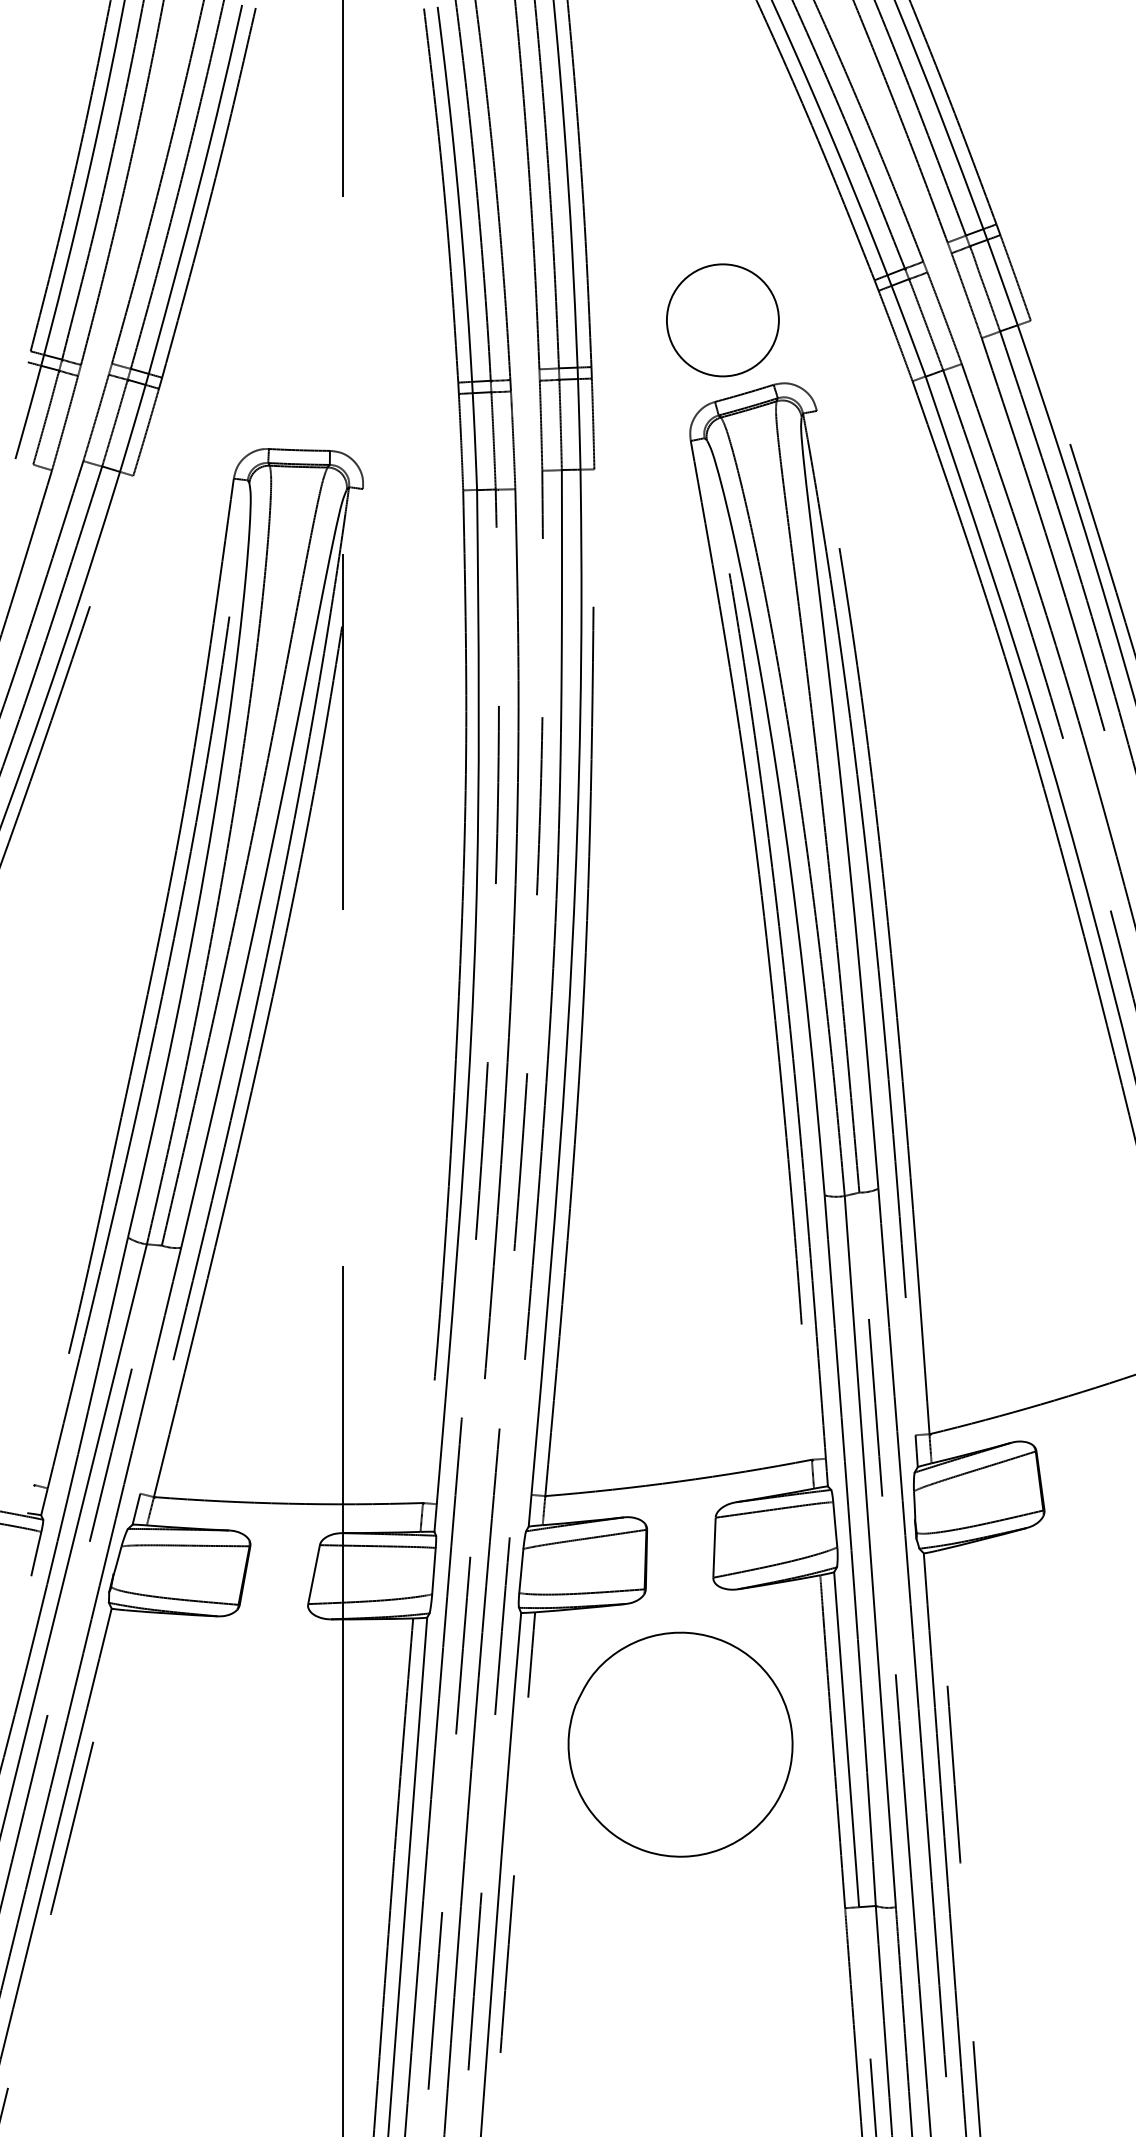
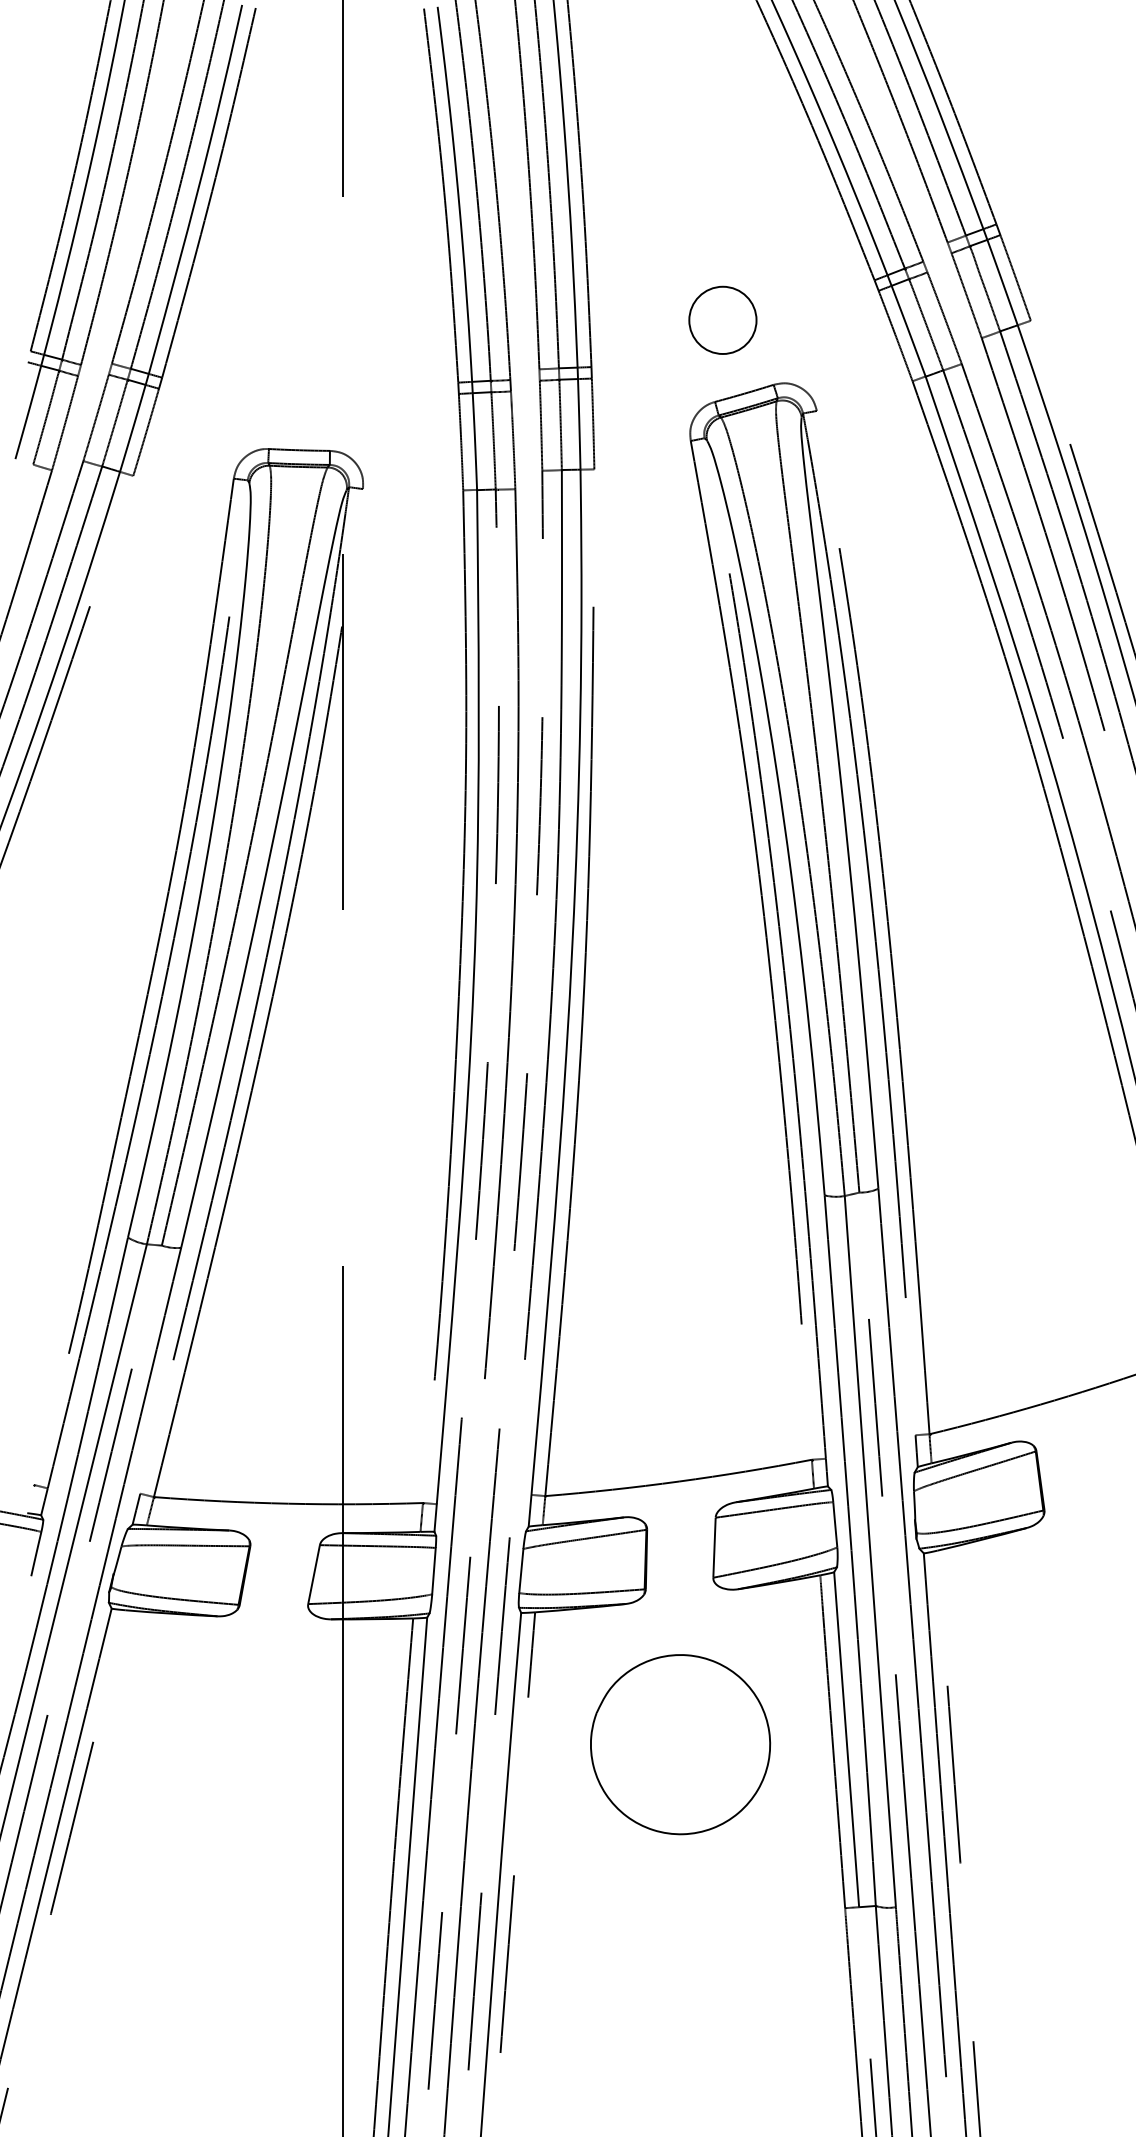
circle diameter: 112 px -> 67 px (722, 320)
part size: 227x227 px -> 182x182 px (680, 1744)
